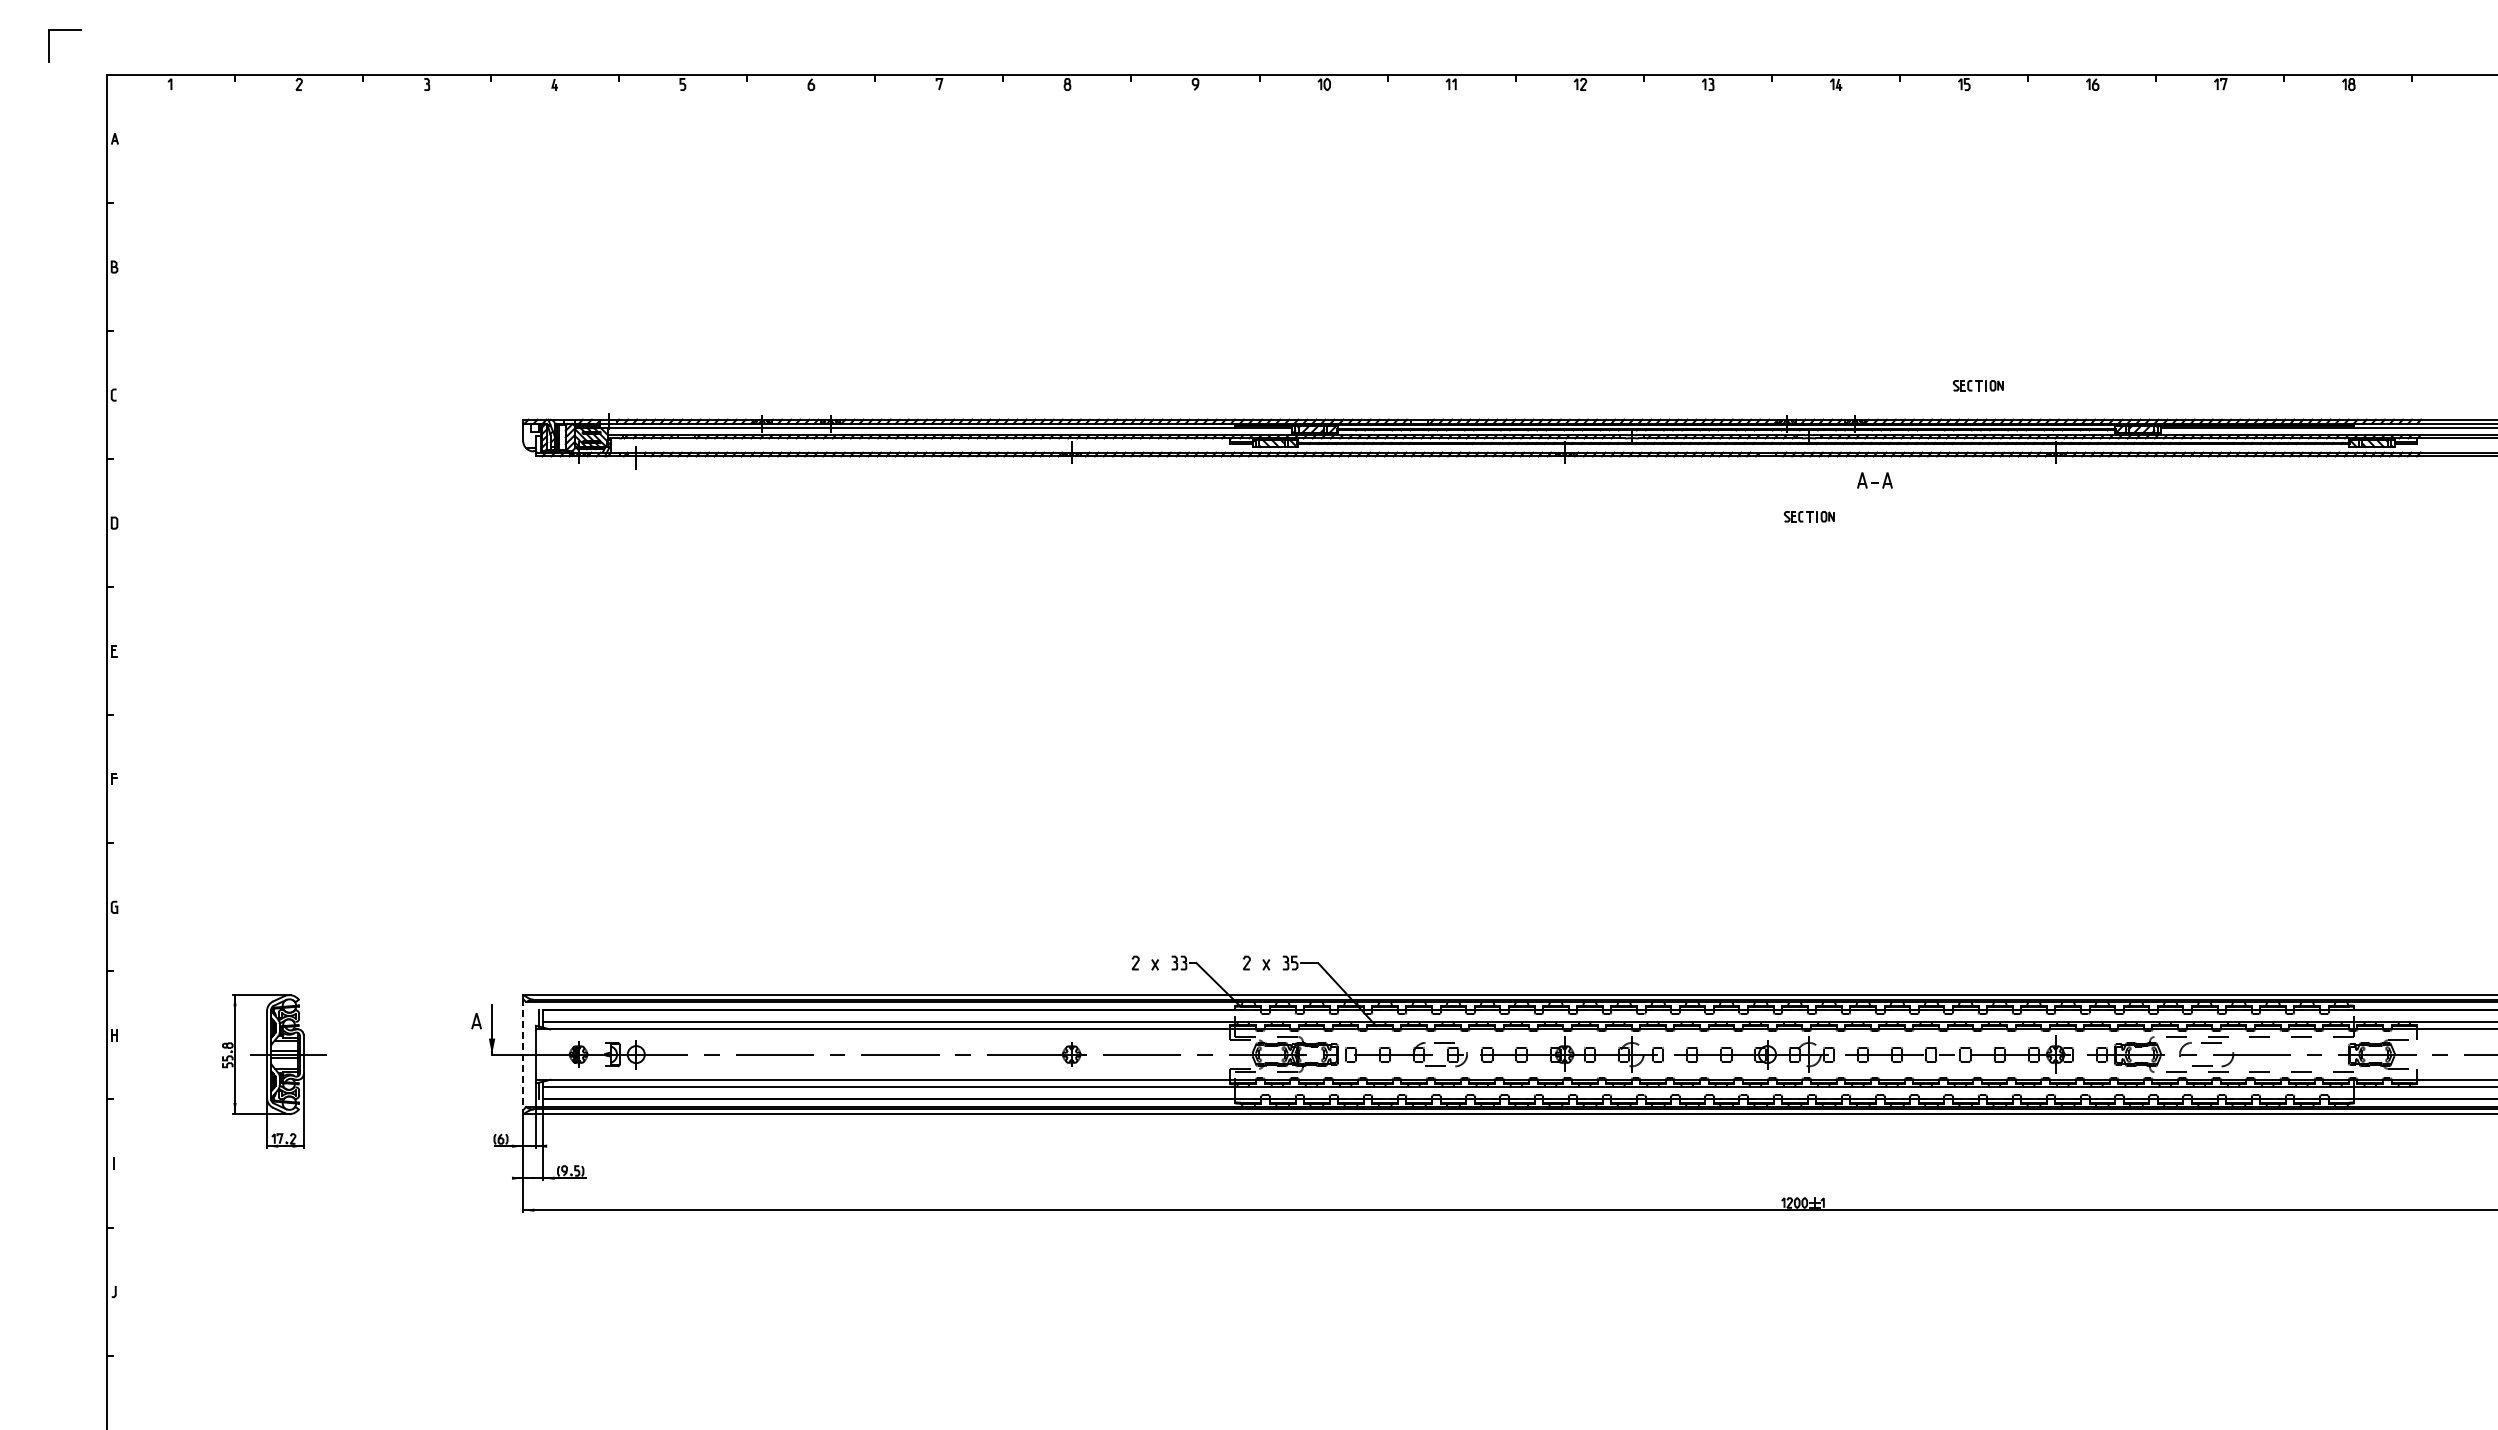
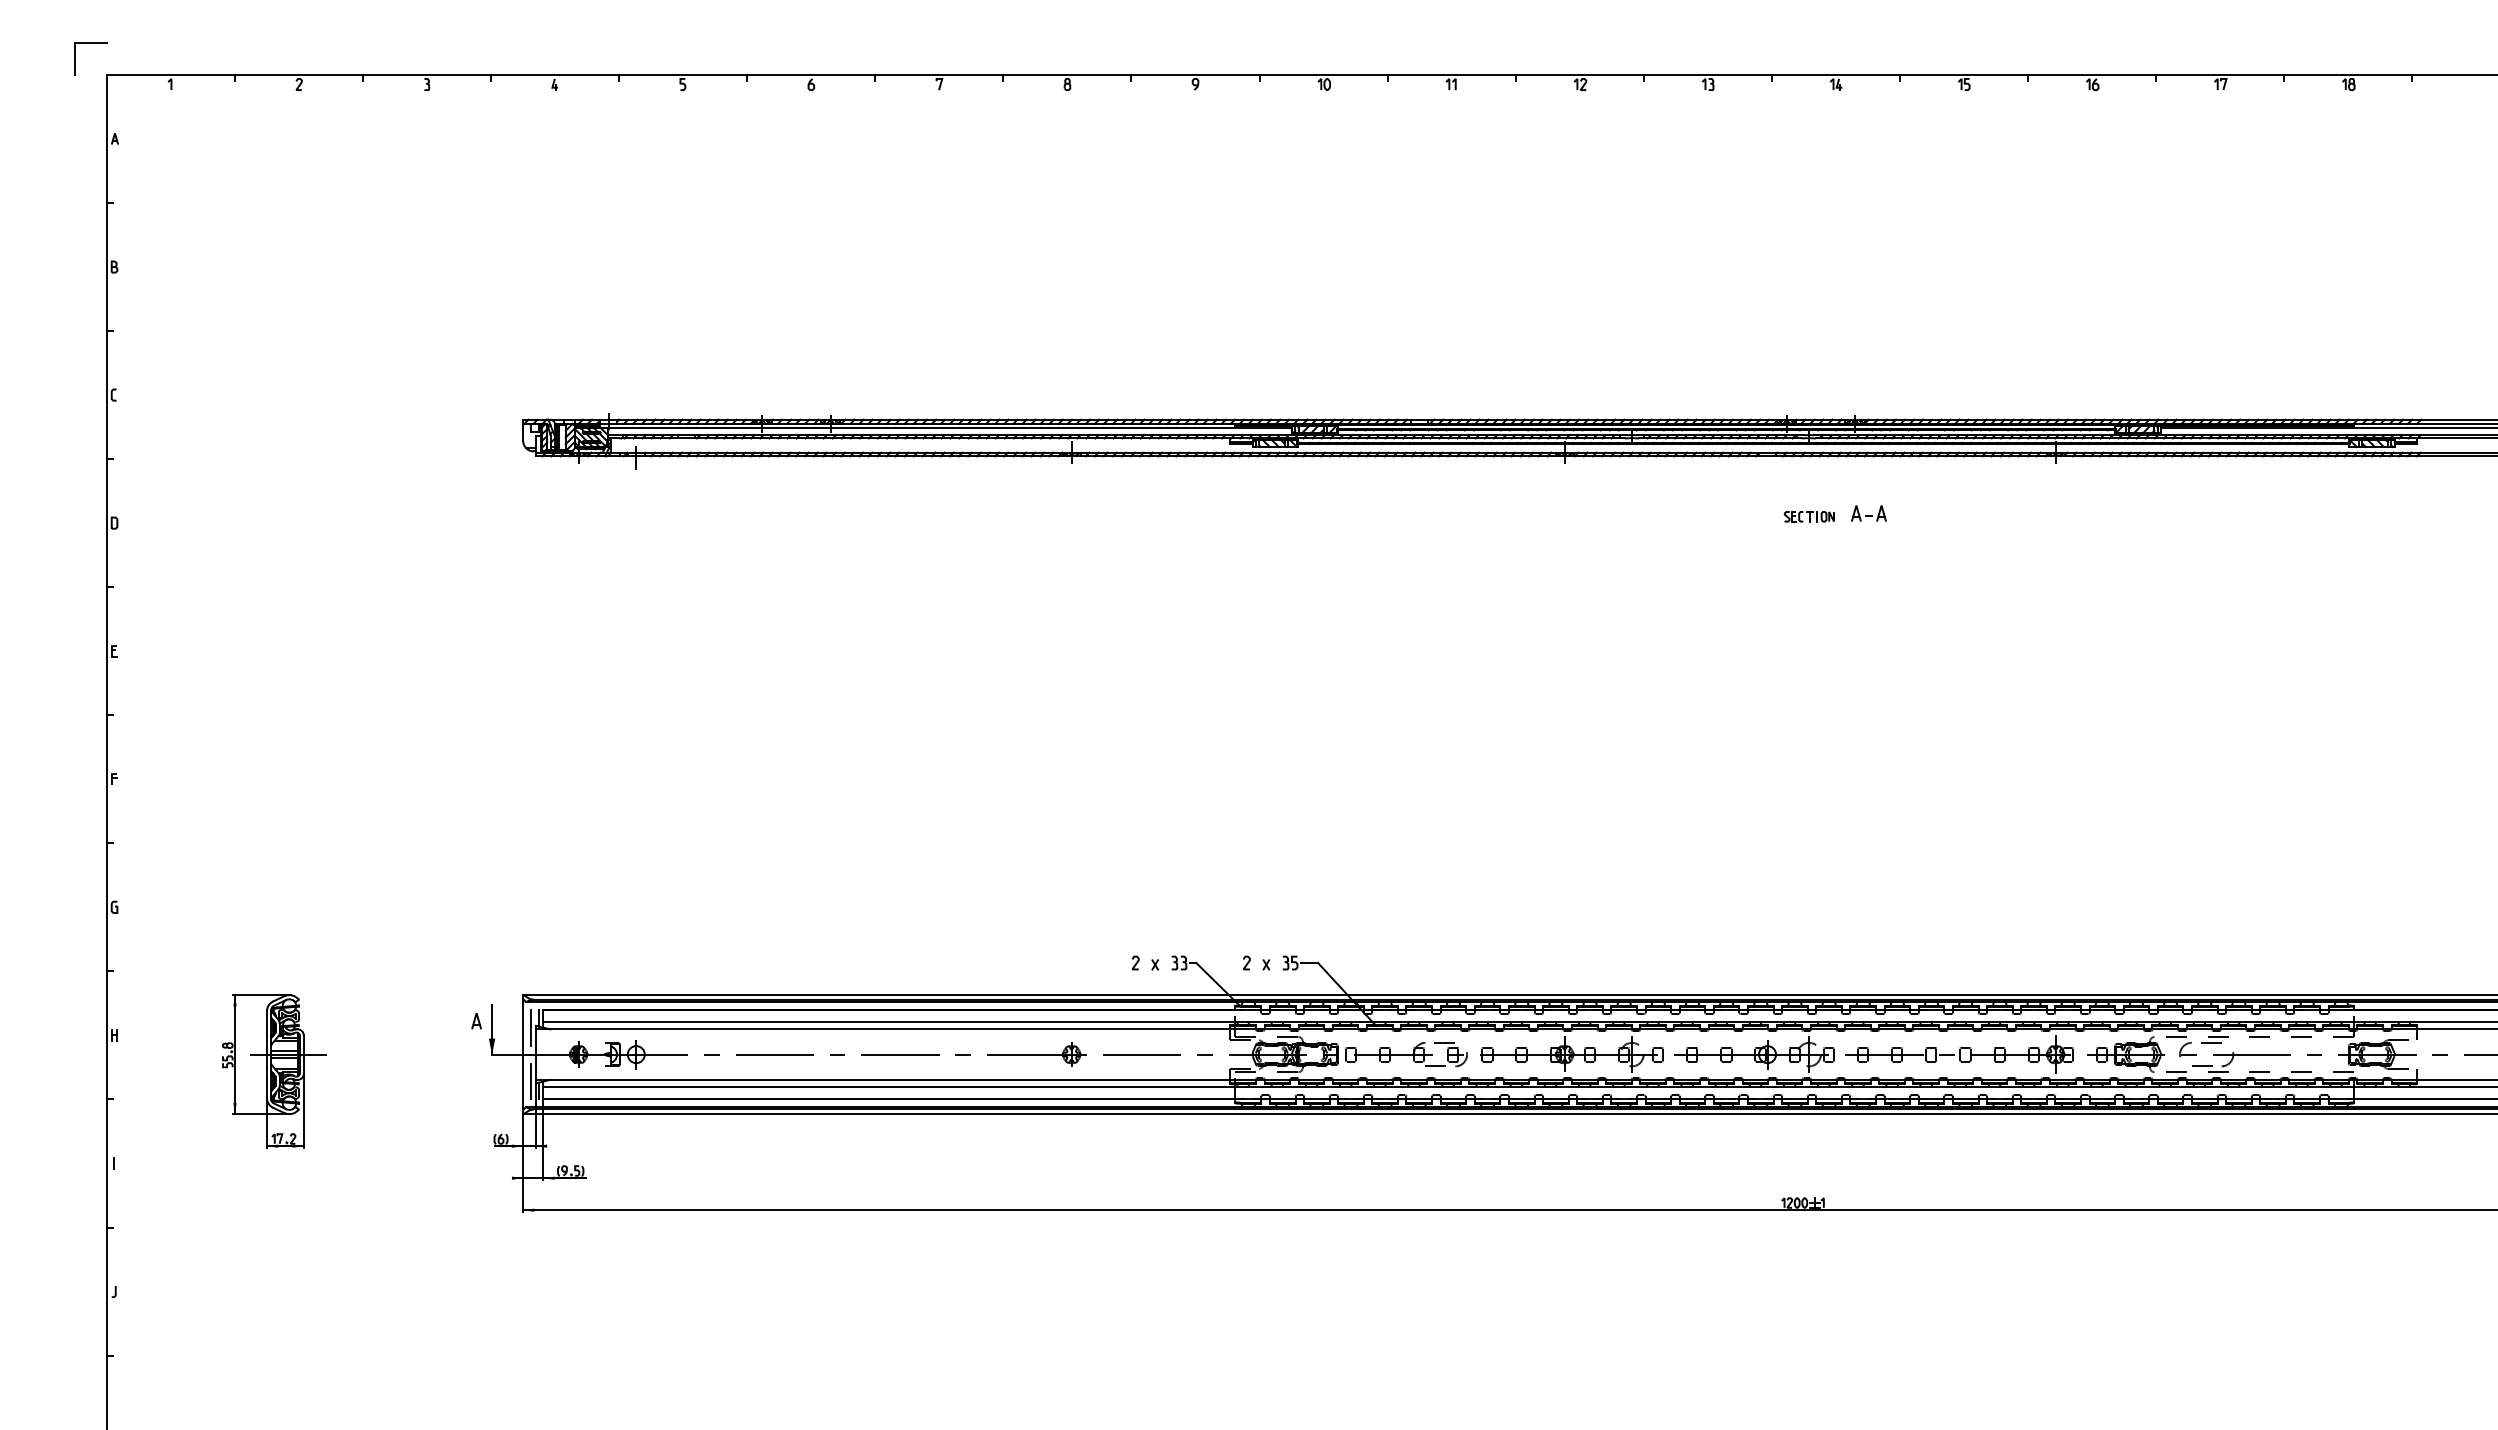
part position: (64, 30) -> (90, 43) (90, 43)
part: present -> none (1977, 385)
part position: (1874, 480) -> (1868, 513) (1868, 513)
line: none -> present (530, 1027)
line: dashed -> solid (523, 1055)
line: none -> present (530, 1080)
